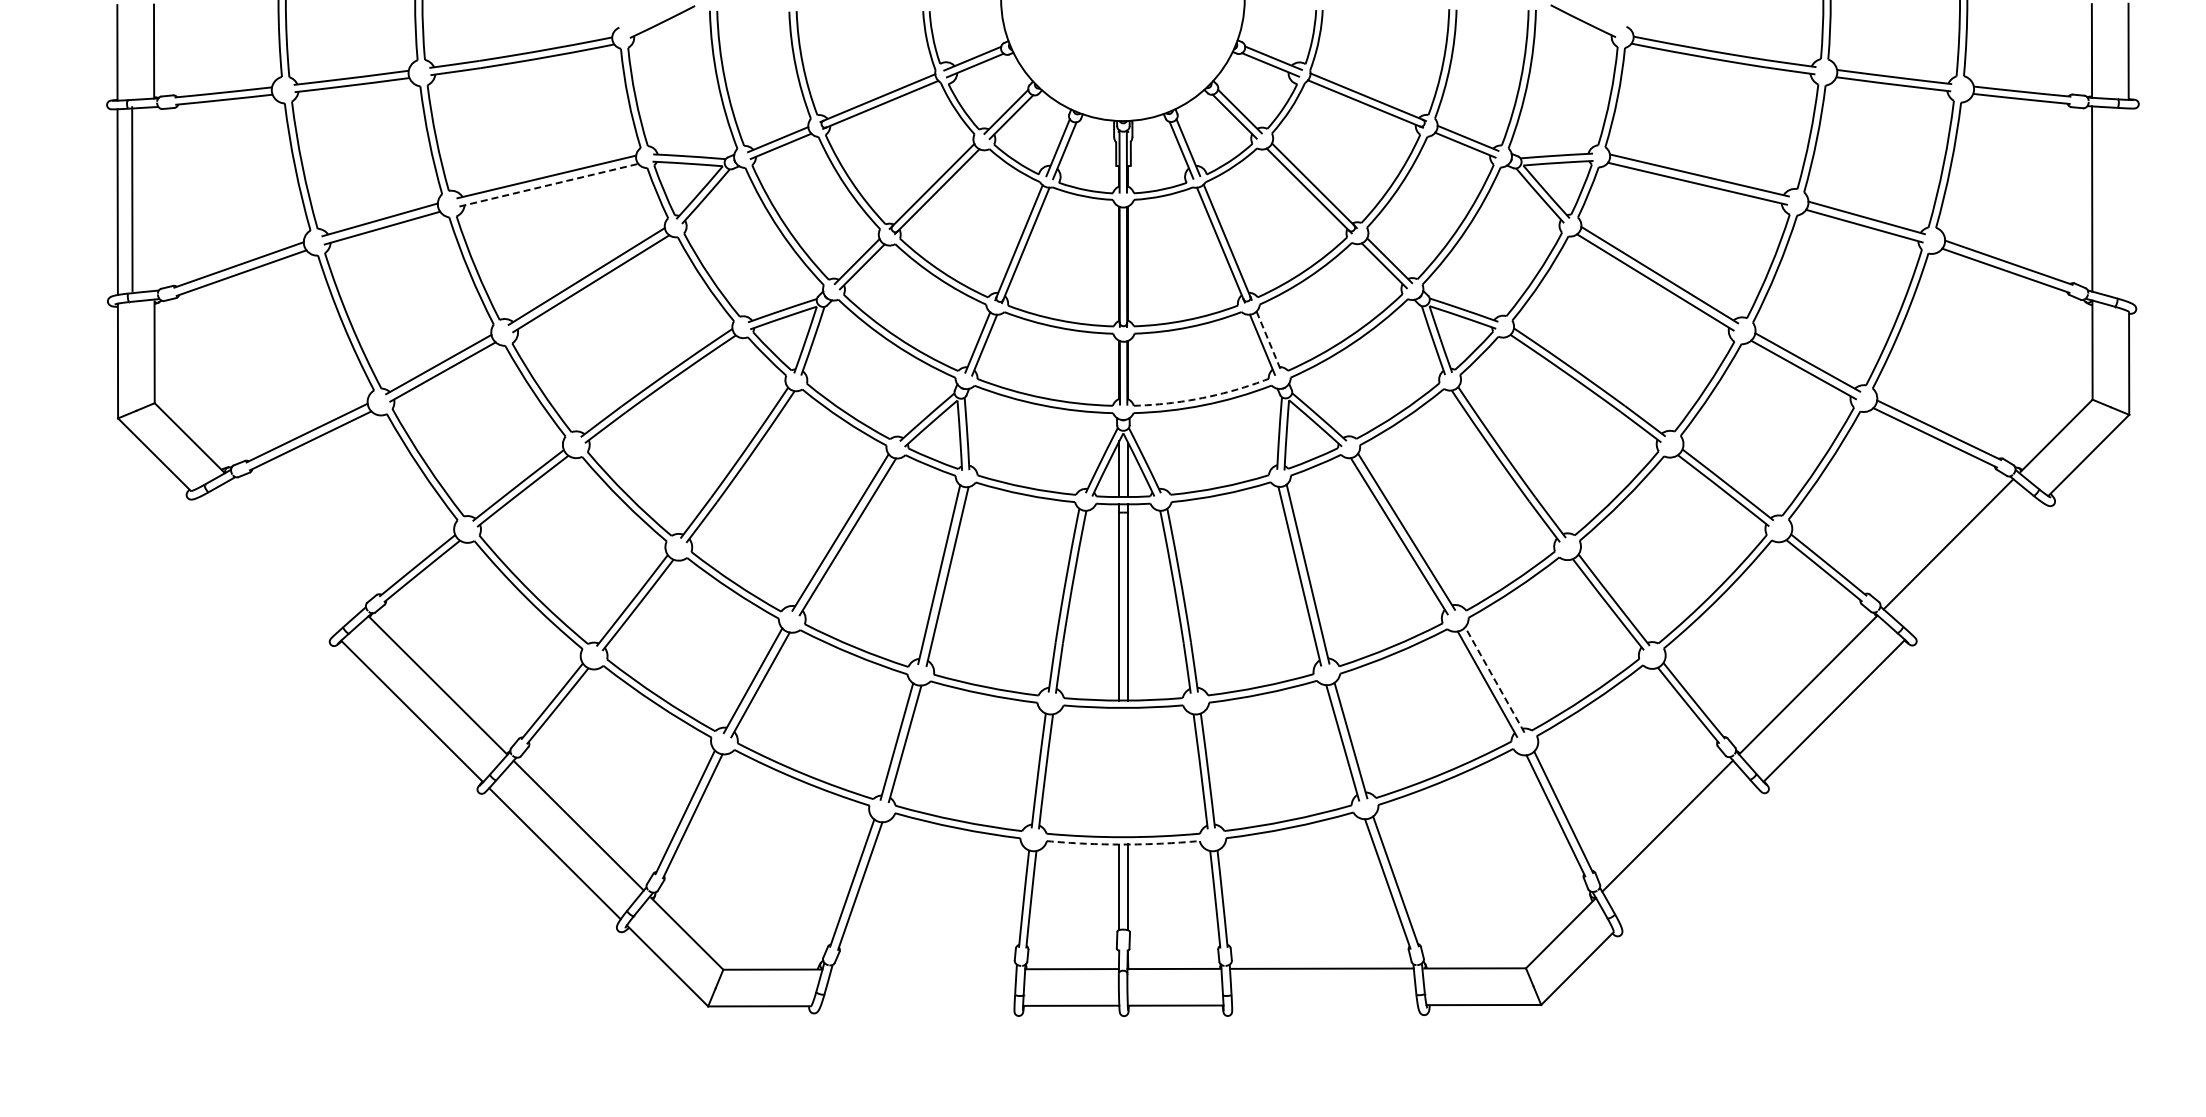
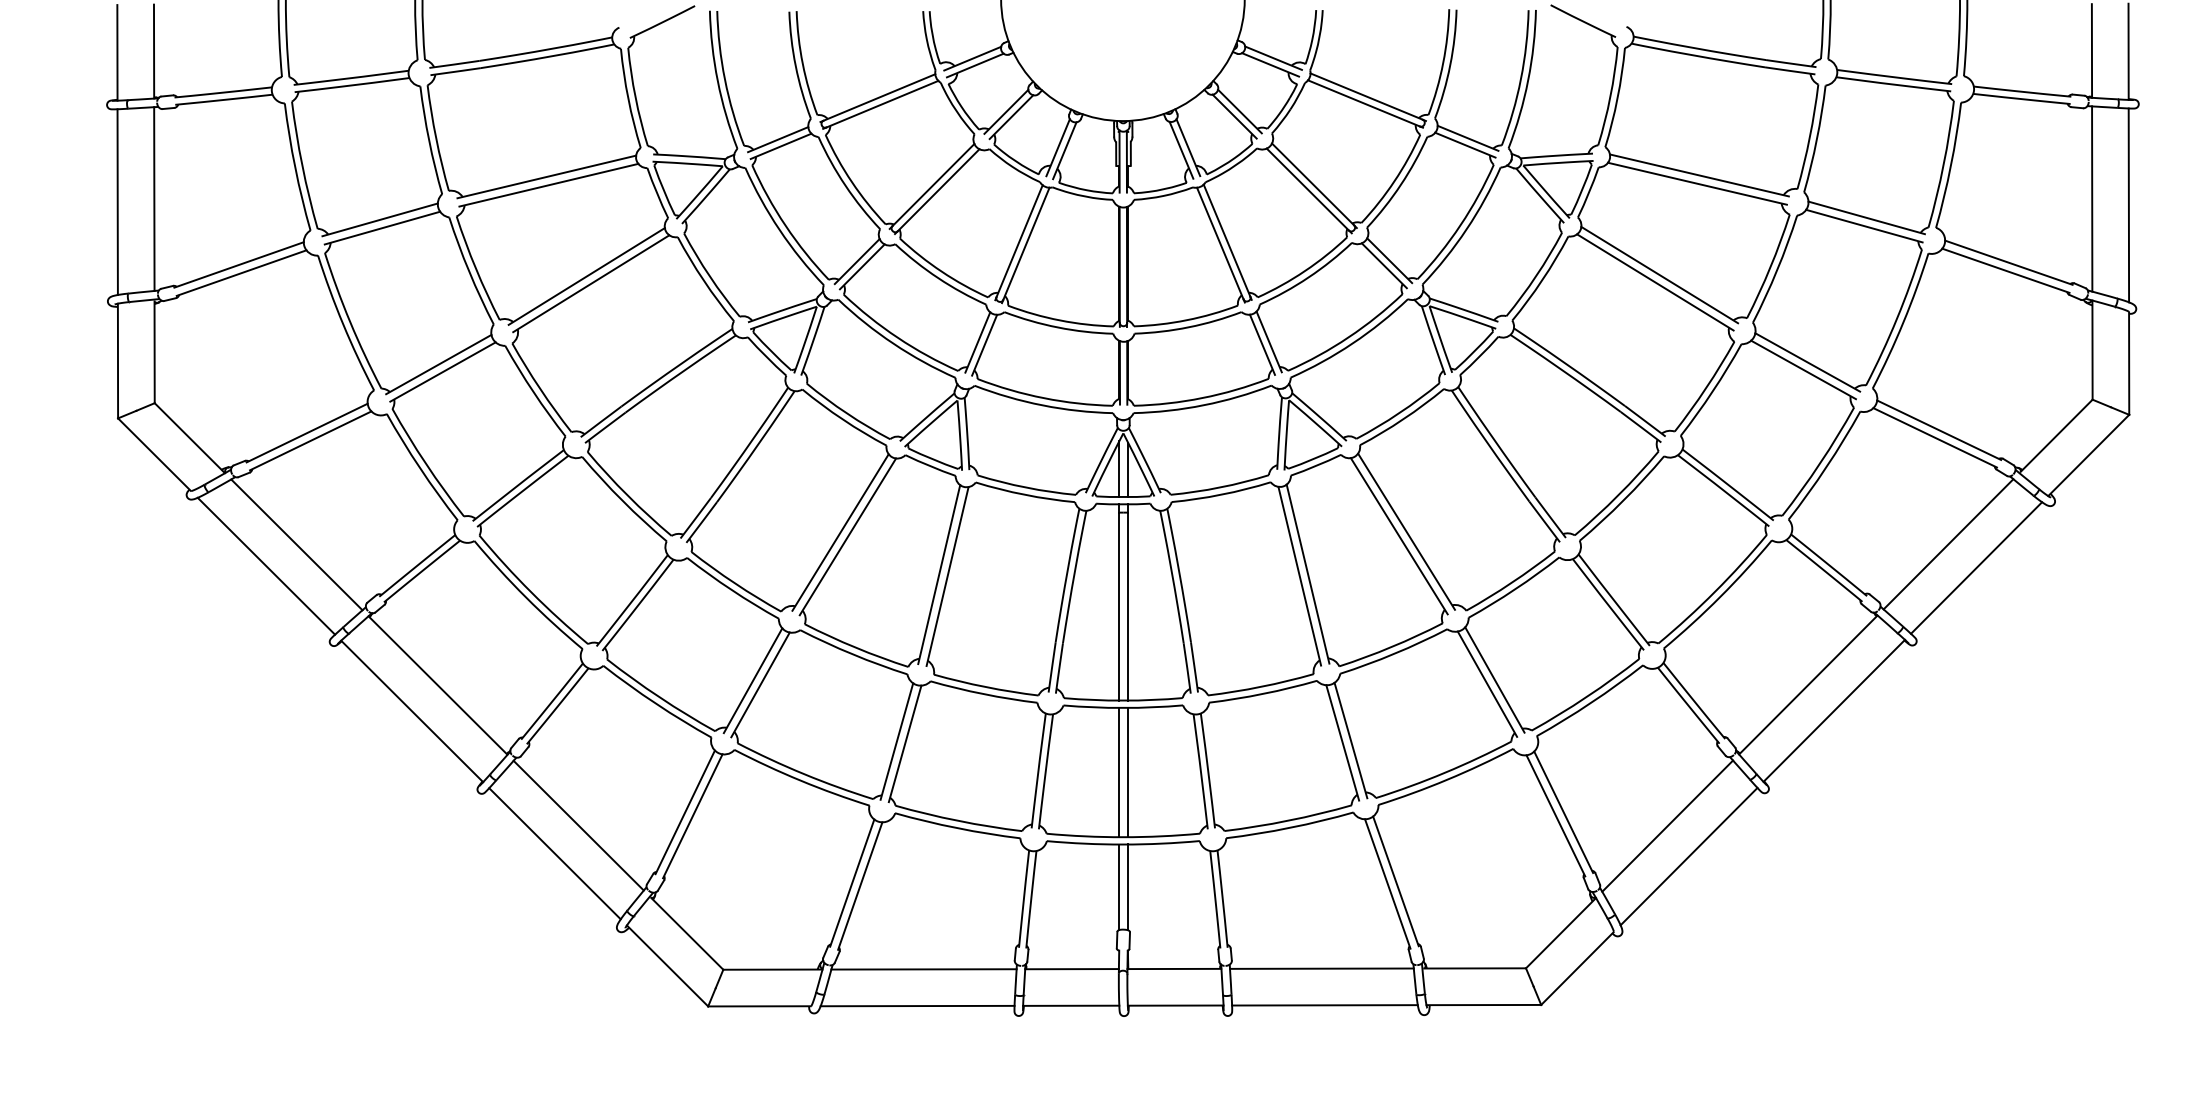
line: dashed -> solid (548, 185)
line position: (132, 198) -> (154, 198) (154, 198)
line: none -> present (2128, 205)
line: dashed -> solid (1269, 341)
arc: dashed -> solid (1202, 398)
line: none -> present (296, 544)
line: none -> present (266, 565)
line: none -> present (1976, 567)
line: dashed -> solid (1494, 679)
line: none -> present (1119, 772)
line: none -> present (1128, 772)
arc: dashed -> solid (1123, 844)
line: none -> present (1688, 856)
line: none -> present (923, 969)
line: none -> present (917, 1005)
line: none -> present (1324, 1005)
